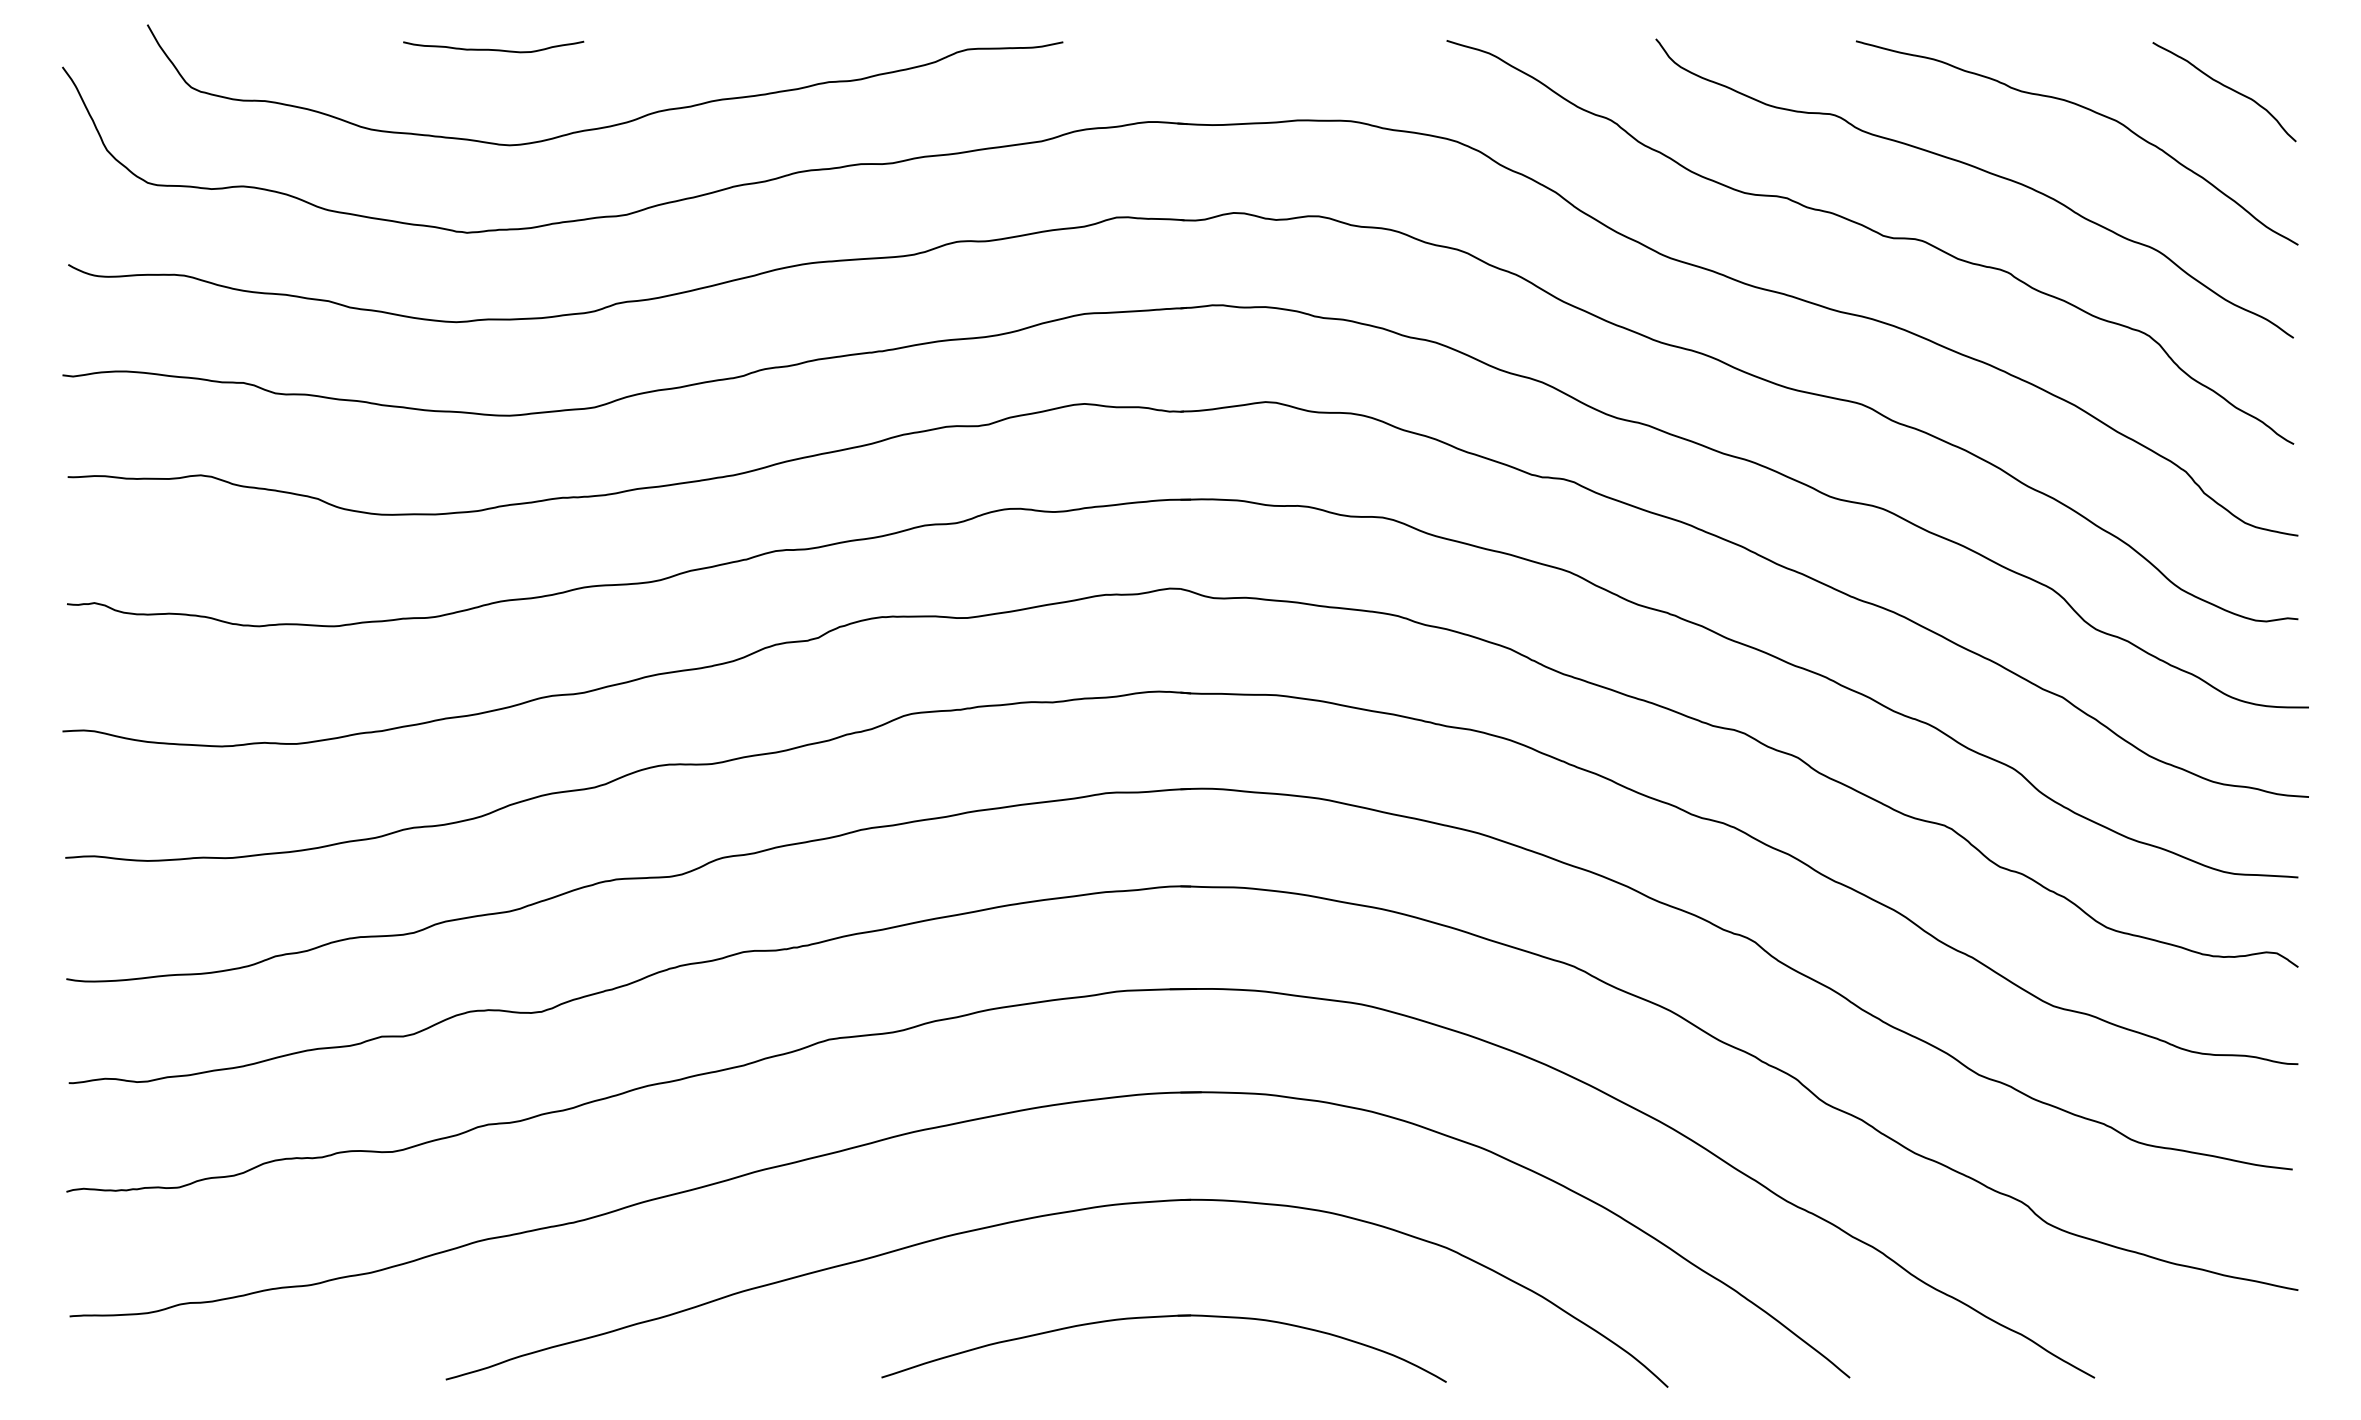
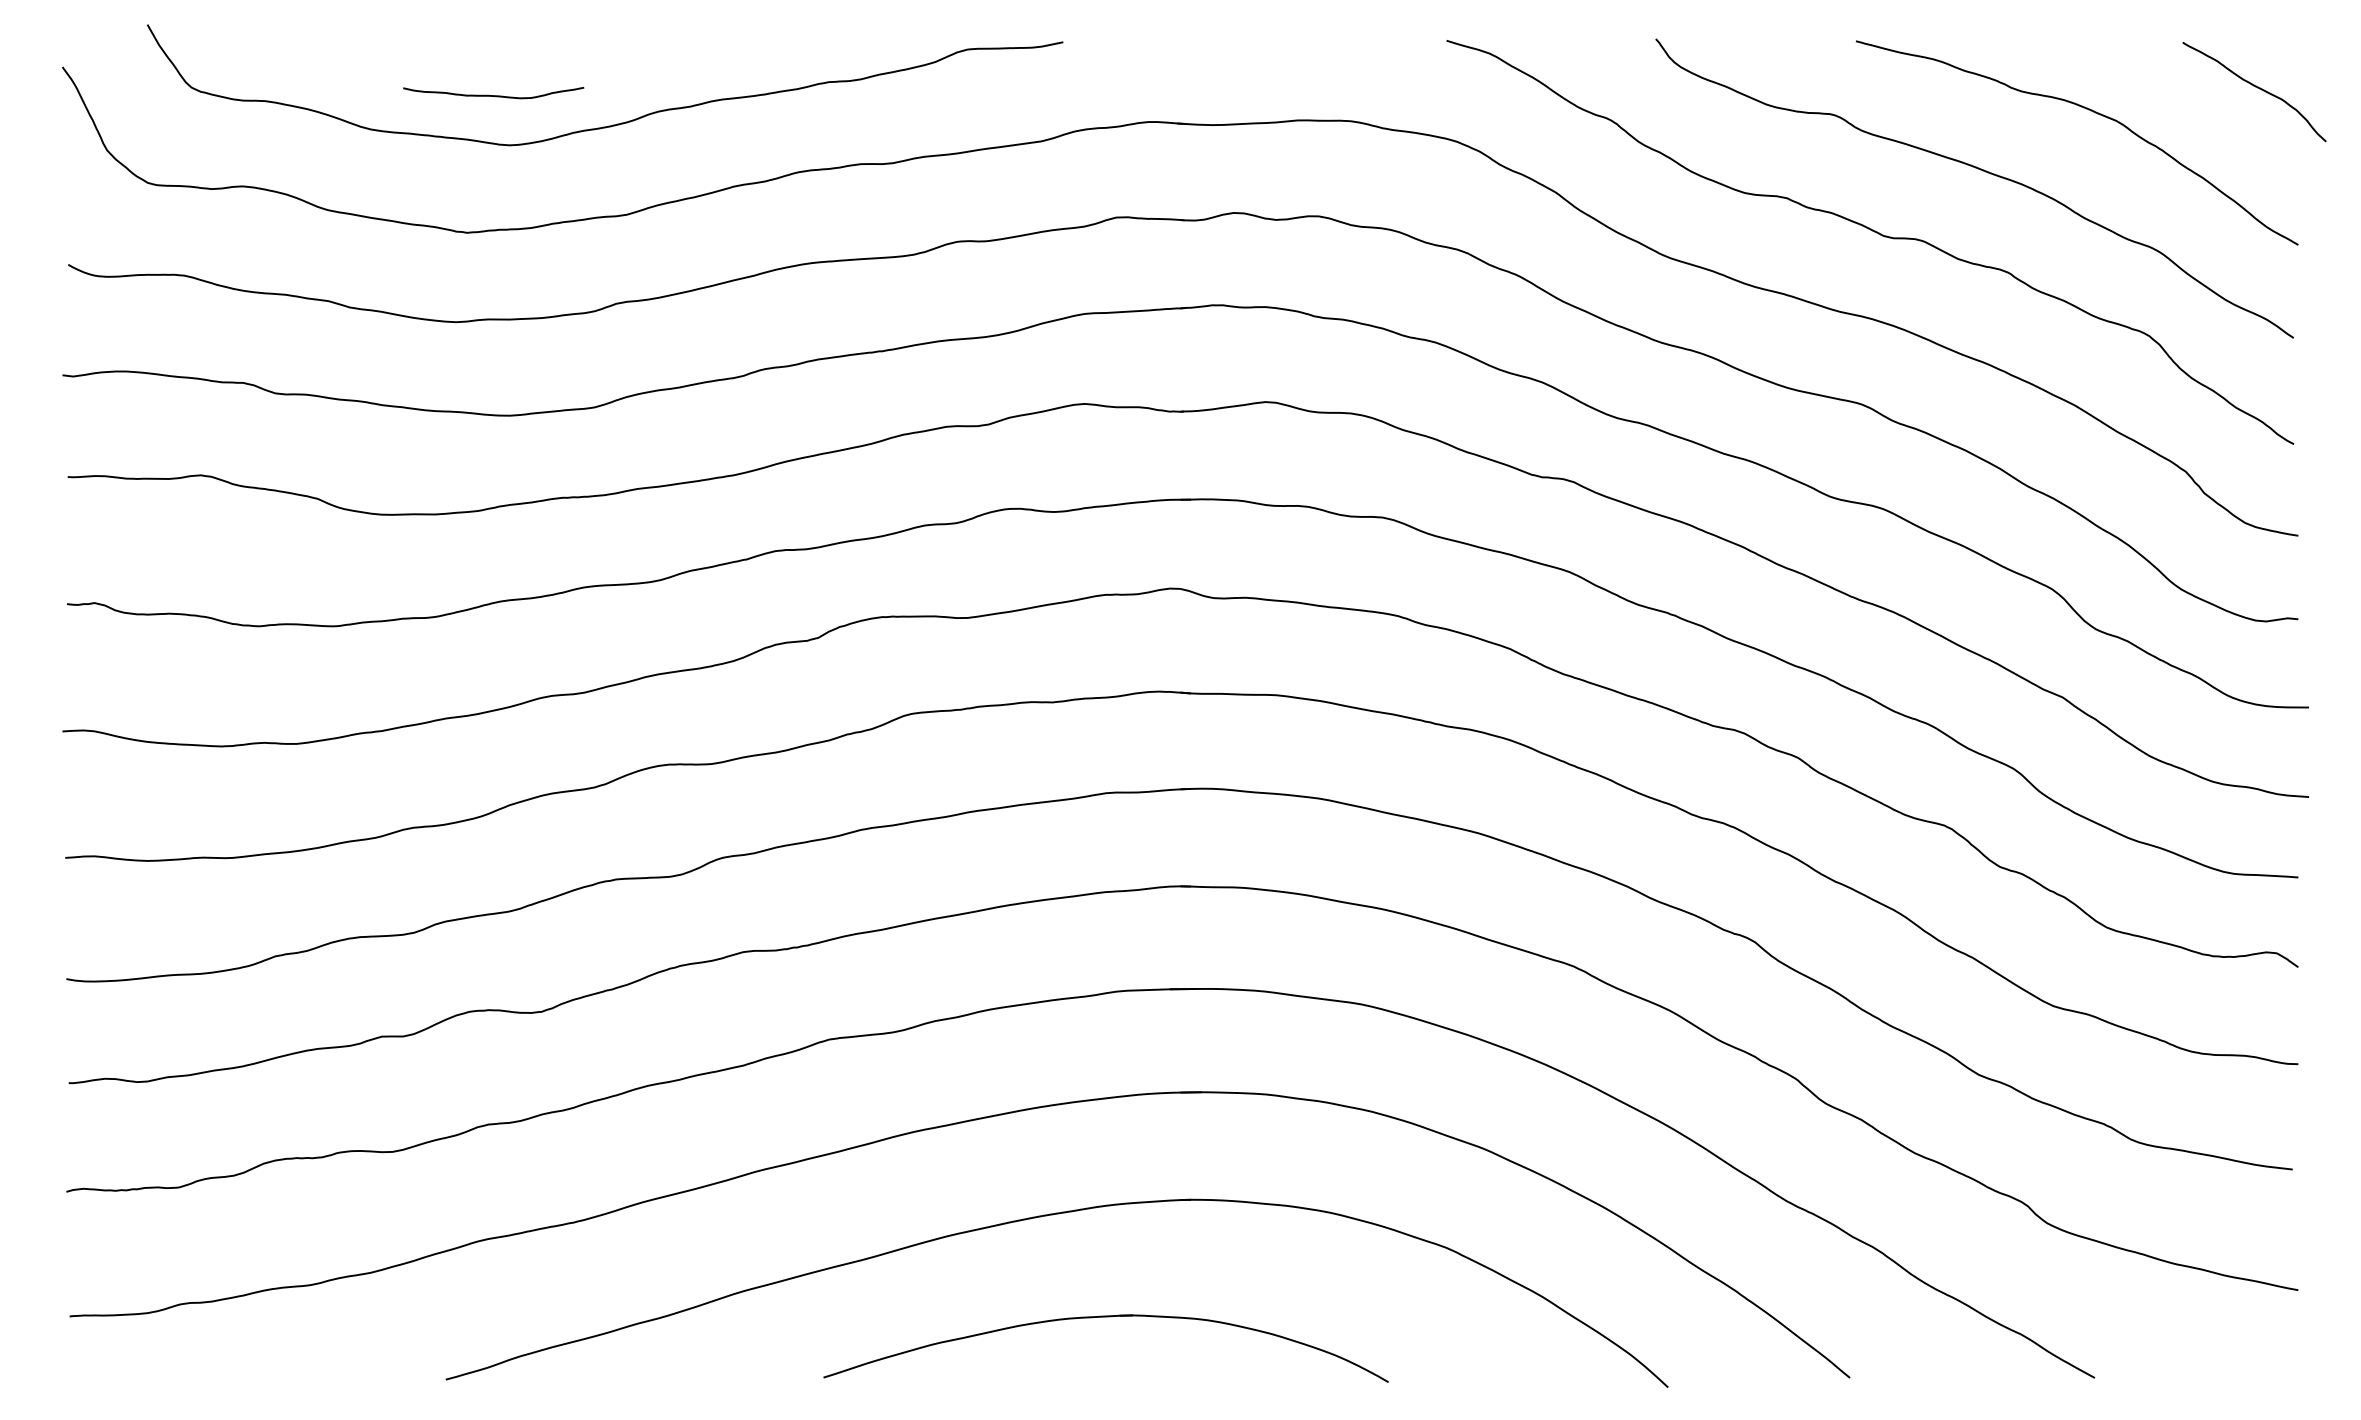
curve position: (493, 49) -> (493, 95) (493, 95)
curve position: (2227, 88) -> (2257, 88) (2257, 88)
part position: (1163, 1317) -> (1105, 1317) (1105, 1317)
